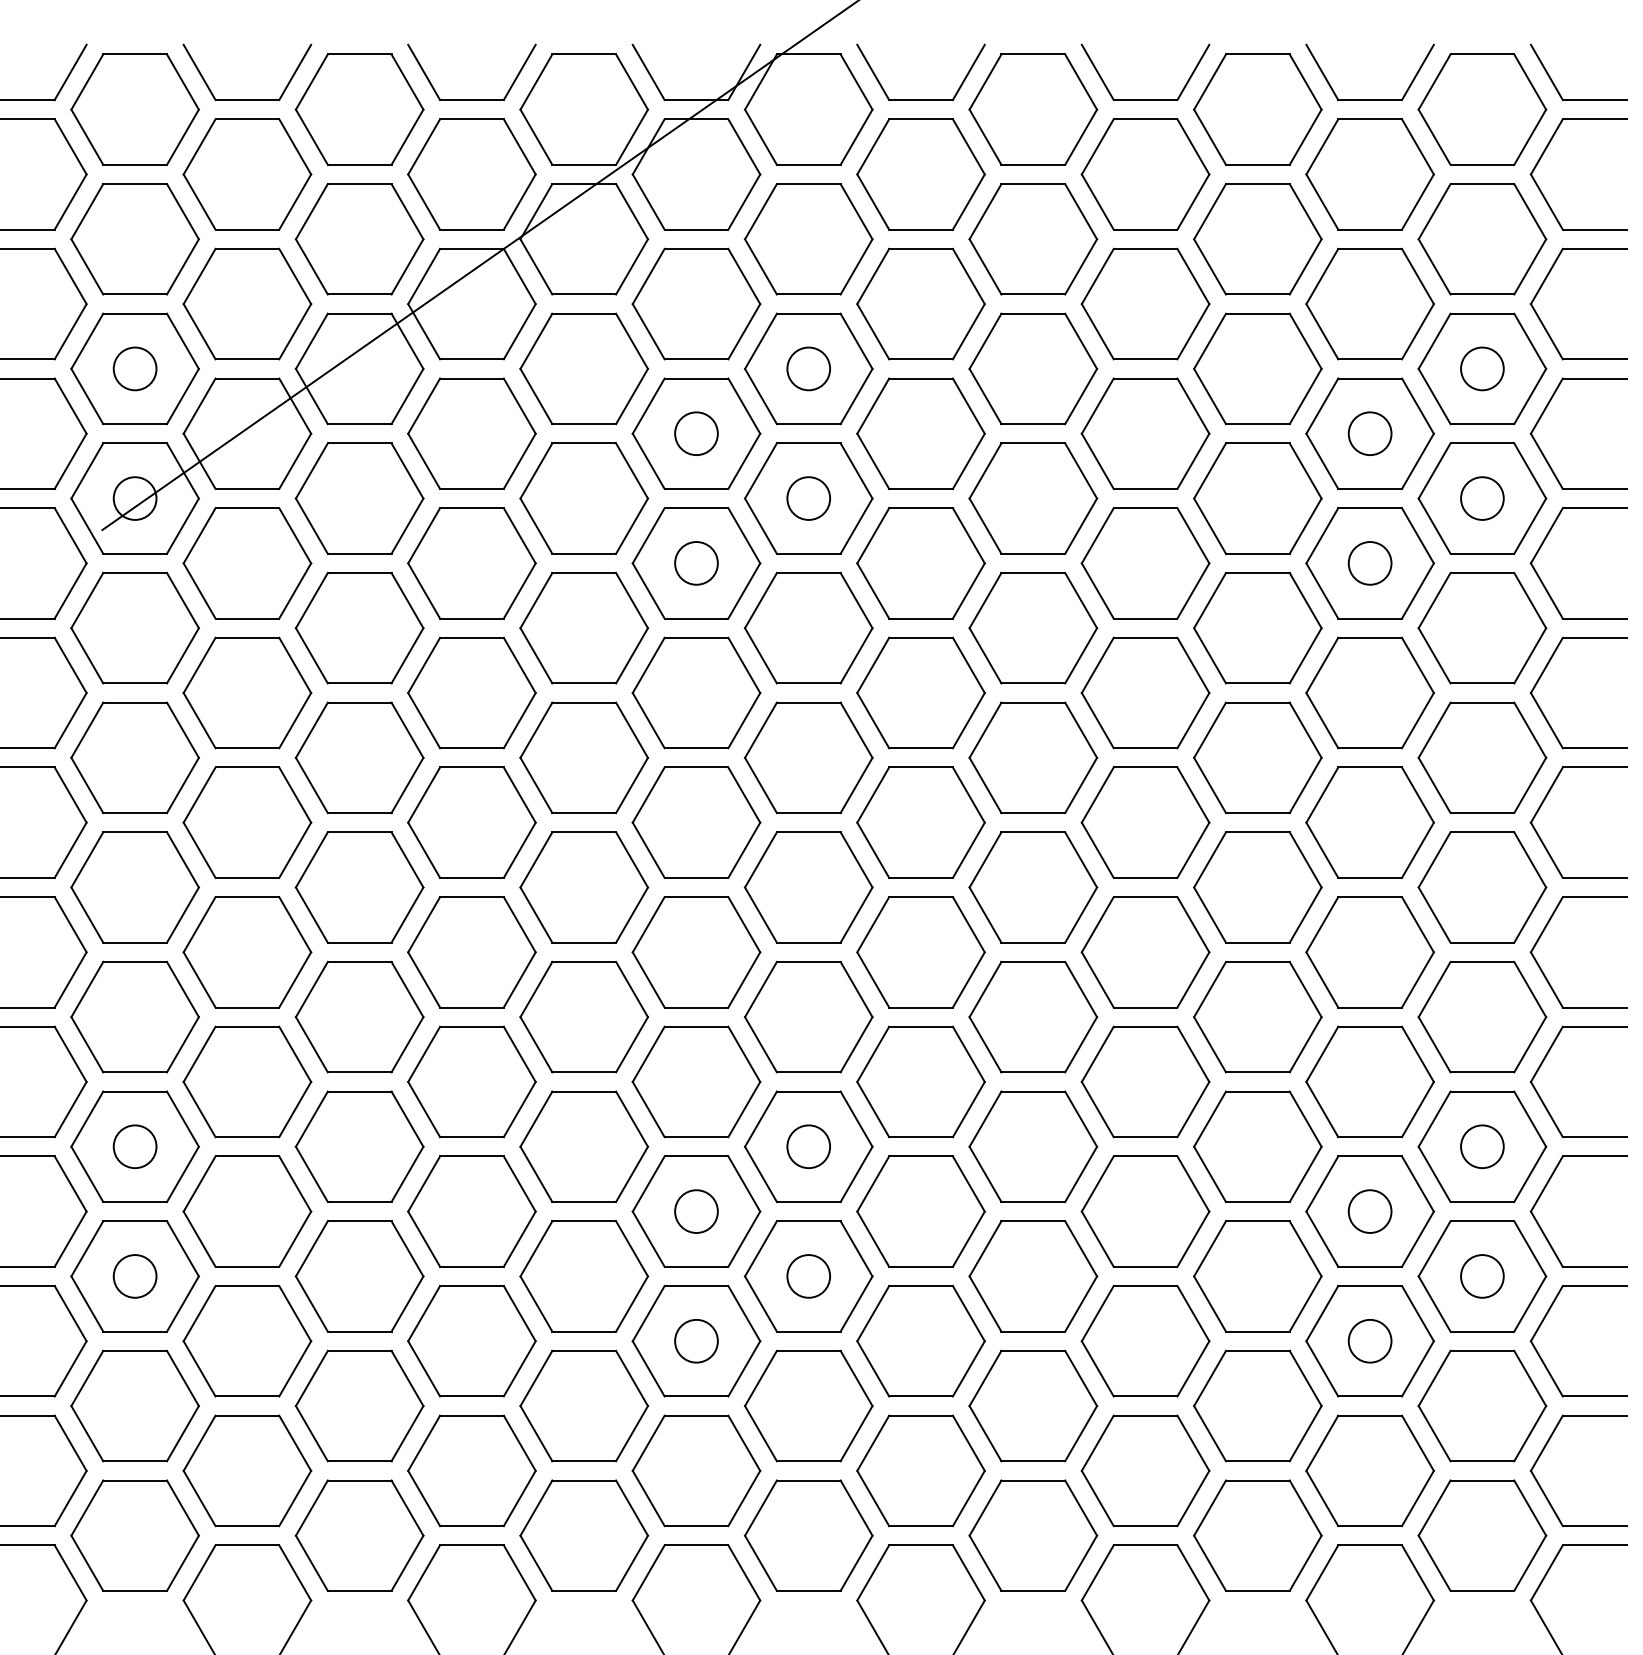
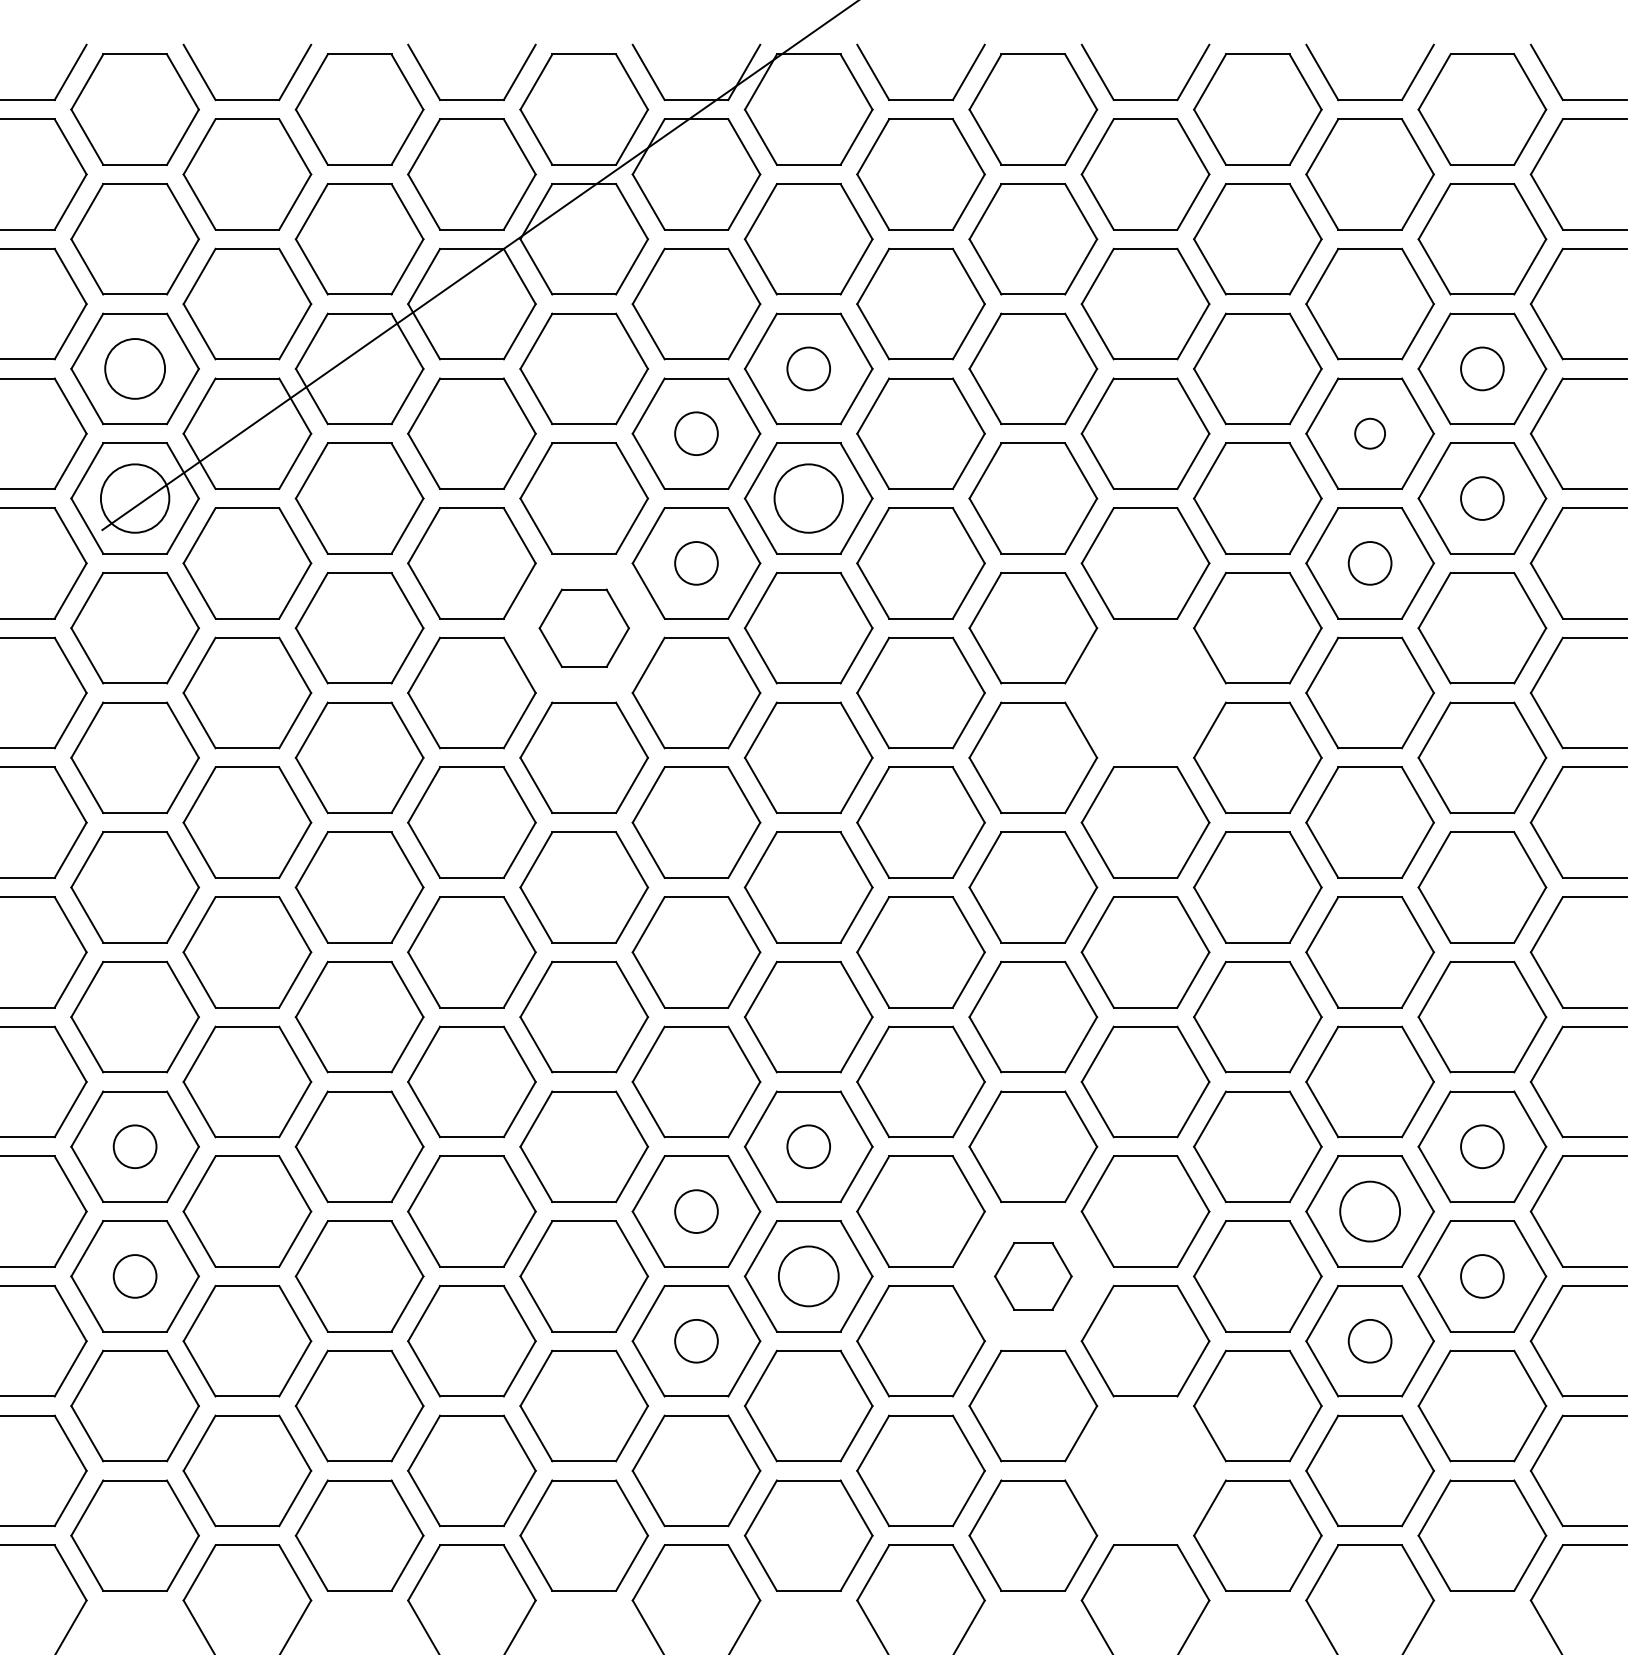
circle diameter: 43 px -> 60 px (135, 368)
circle diameter: 43 px -> 30 px (1370, 433)
circle diameter: 43 px -> 68 px (134, 498)
circle diameter: 43 px -> 68 px (808, 498)
part size: 131x113 px -> 92x80 px (583, 627)
part: present -> none (1145, 692)
circle diameter: 43 px -> 60 px (1370, 1211)
circle diameter: 43 px -> 60 px (808, 1276)
part size: 131x113 px -> 79x69 px (1033, 1276)
part: present -> none (1145, 1470)
